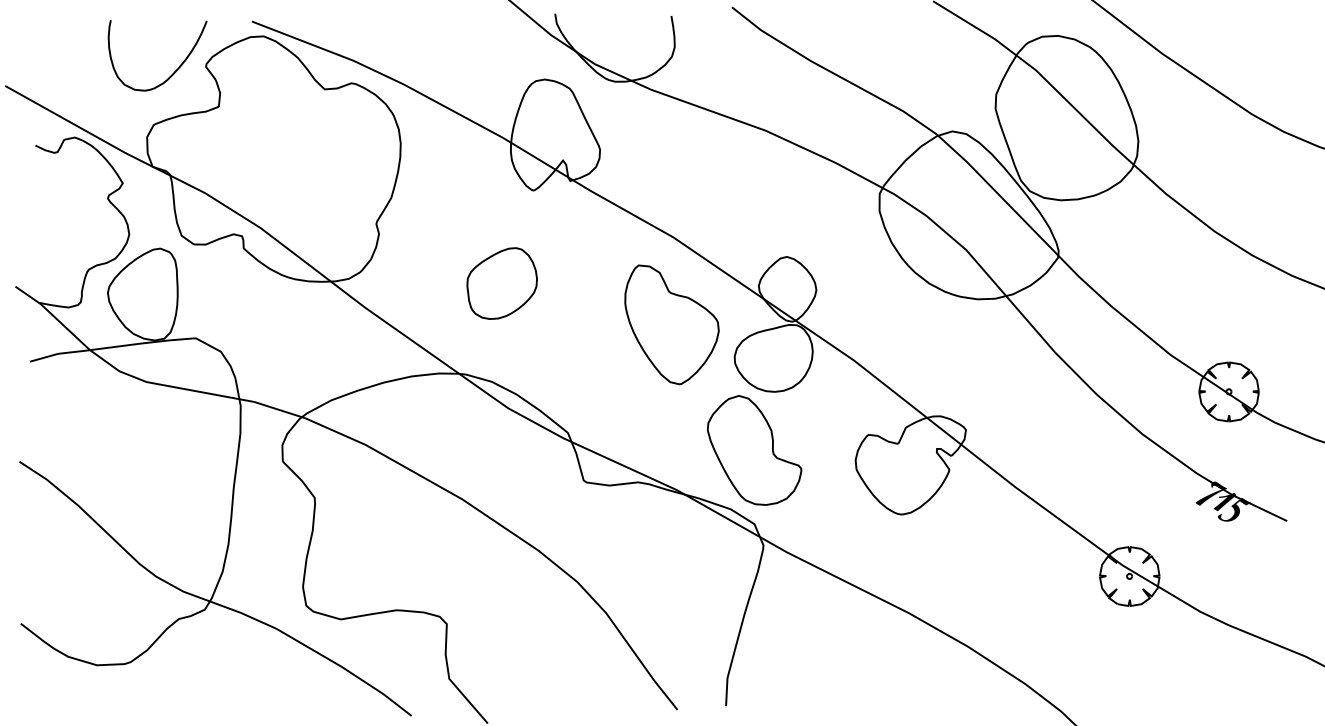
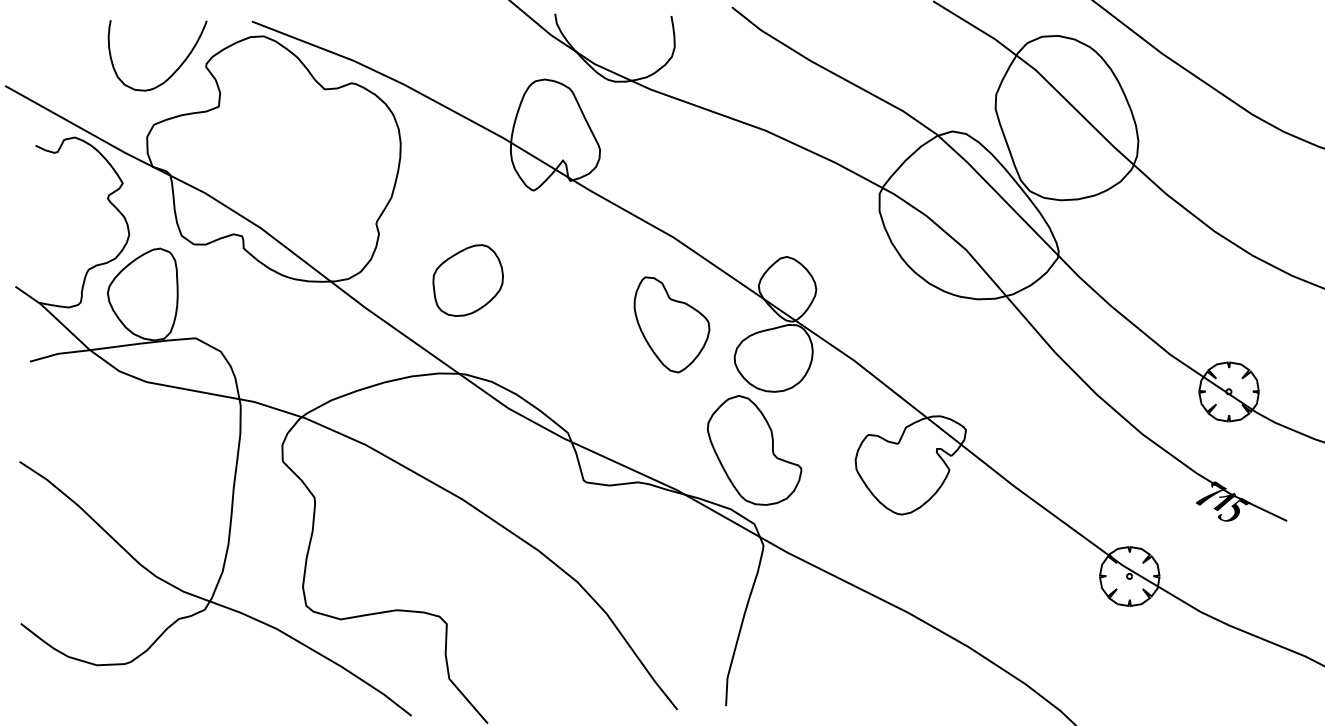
part position: (501, 283) -> (467, 280) (467, 280)
part size: 96x122 px -> 78x98 px (671, 324)
